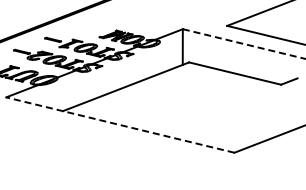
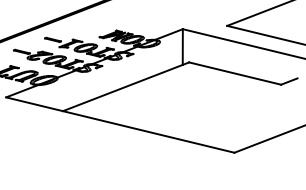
line: dashed -> solid (244, 44)
line: dashed -> solid (119, 124)
